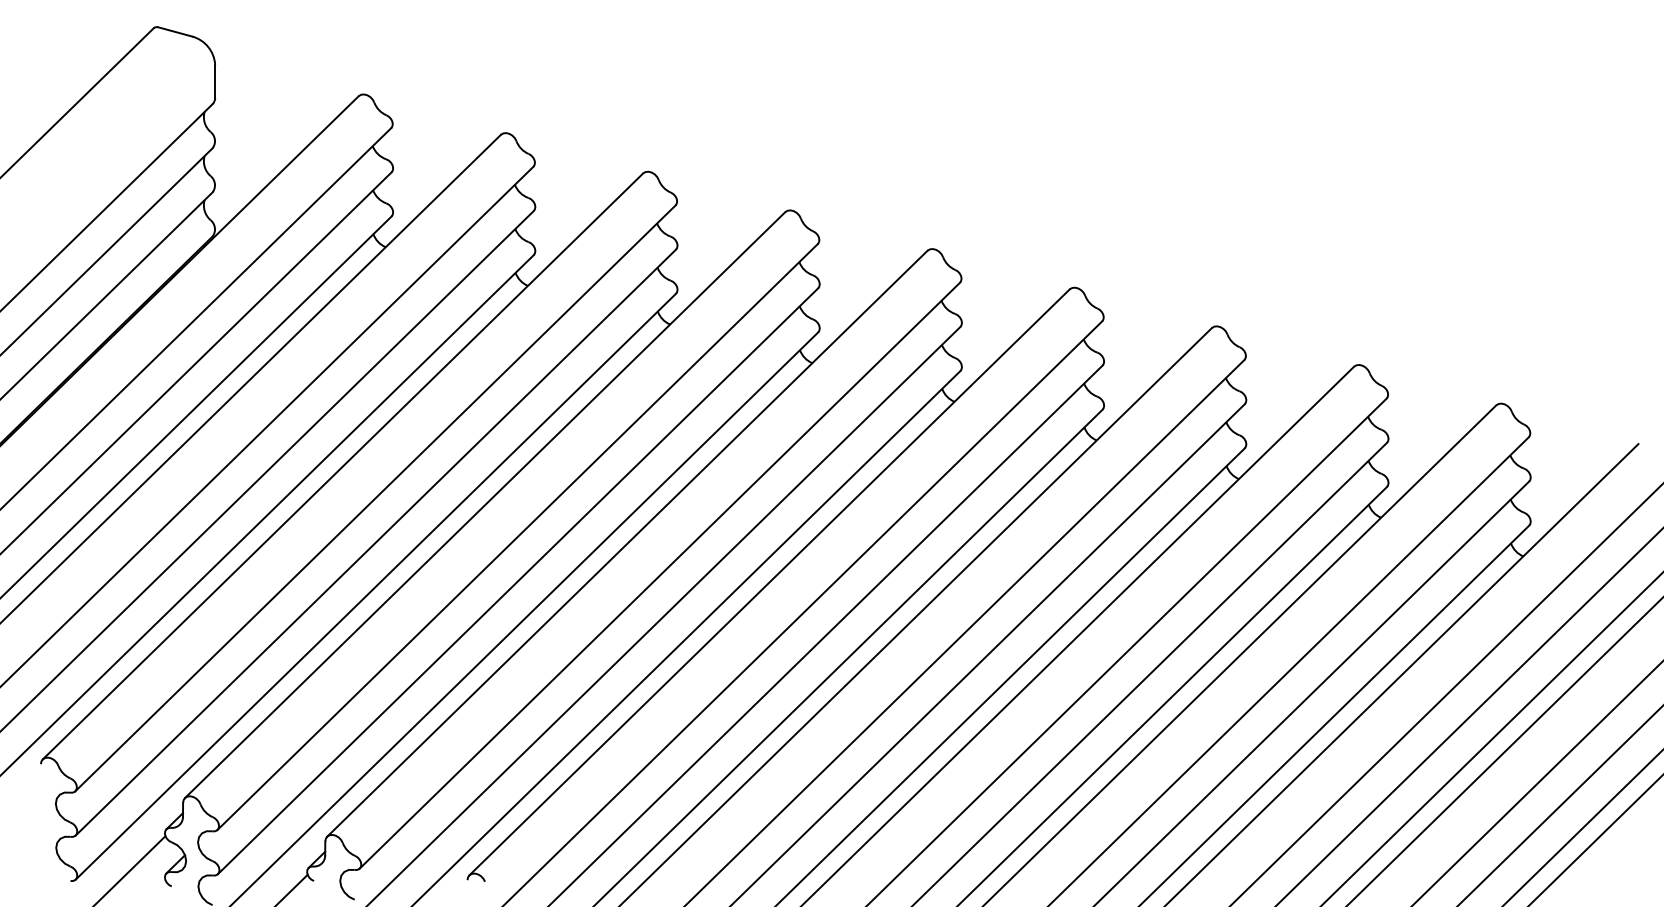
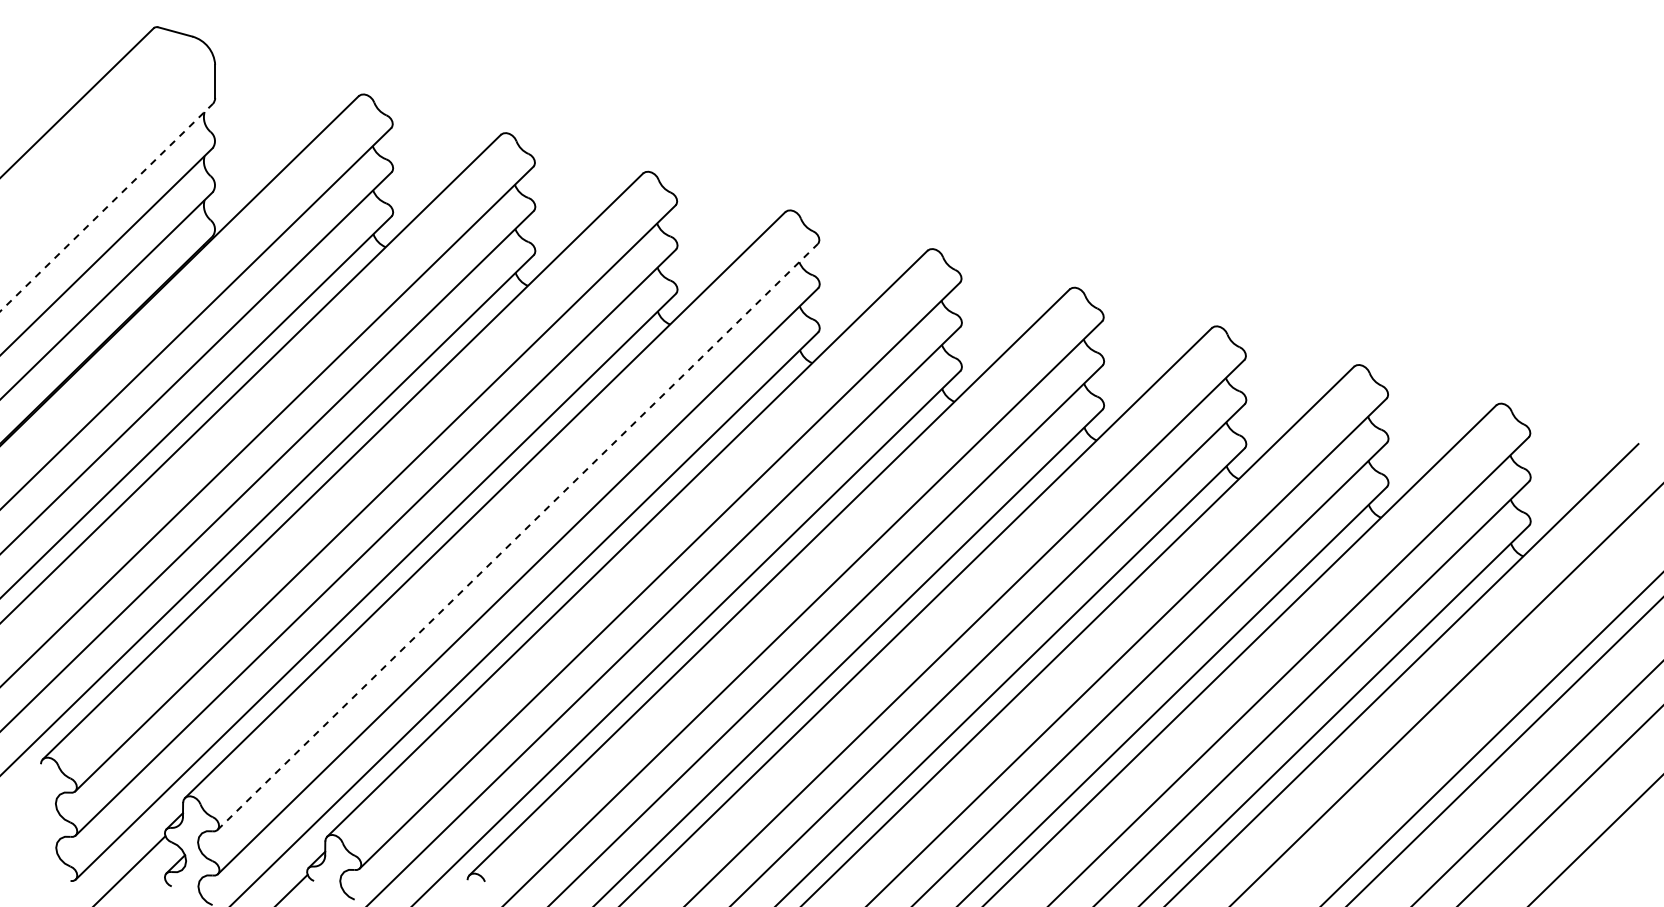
line: solid -> dashed (106, 207)
line: solid -> dashed (518, 536)
line: present -> none (1469, 716)
line: present -> none (1582, 827)
